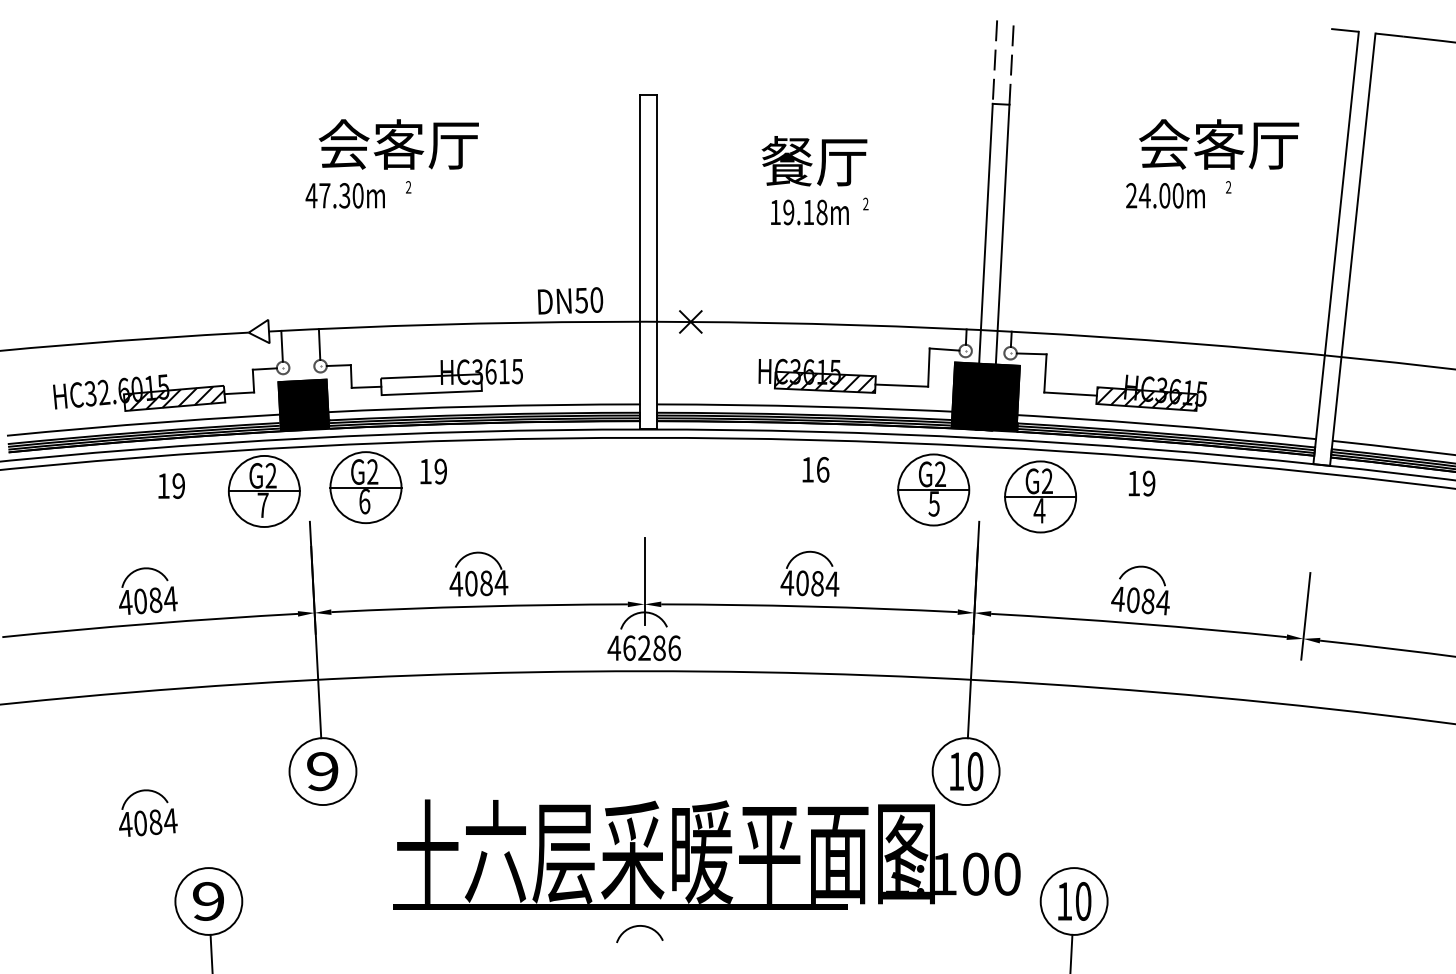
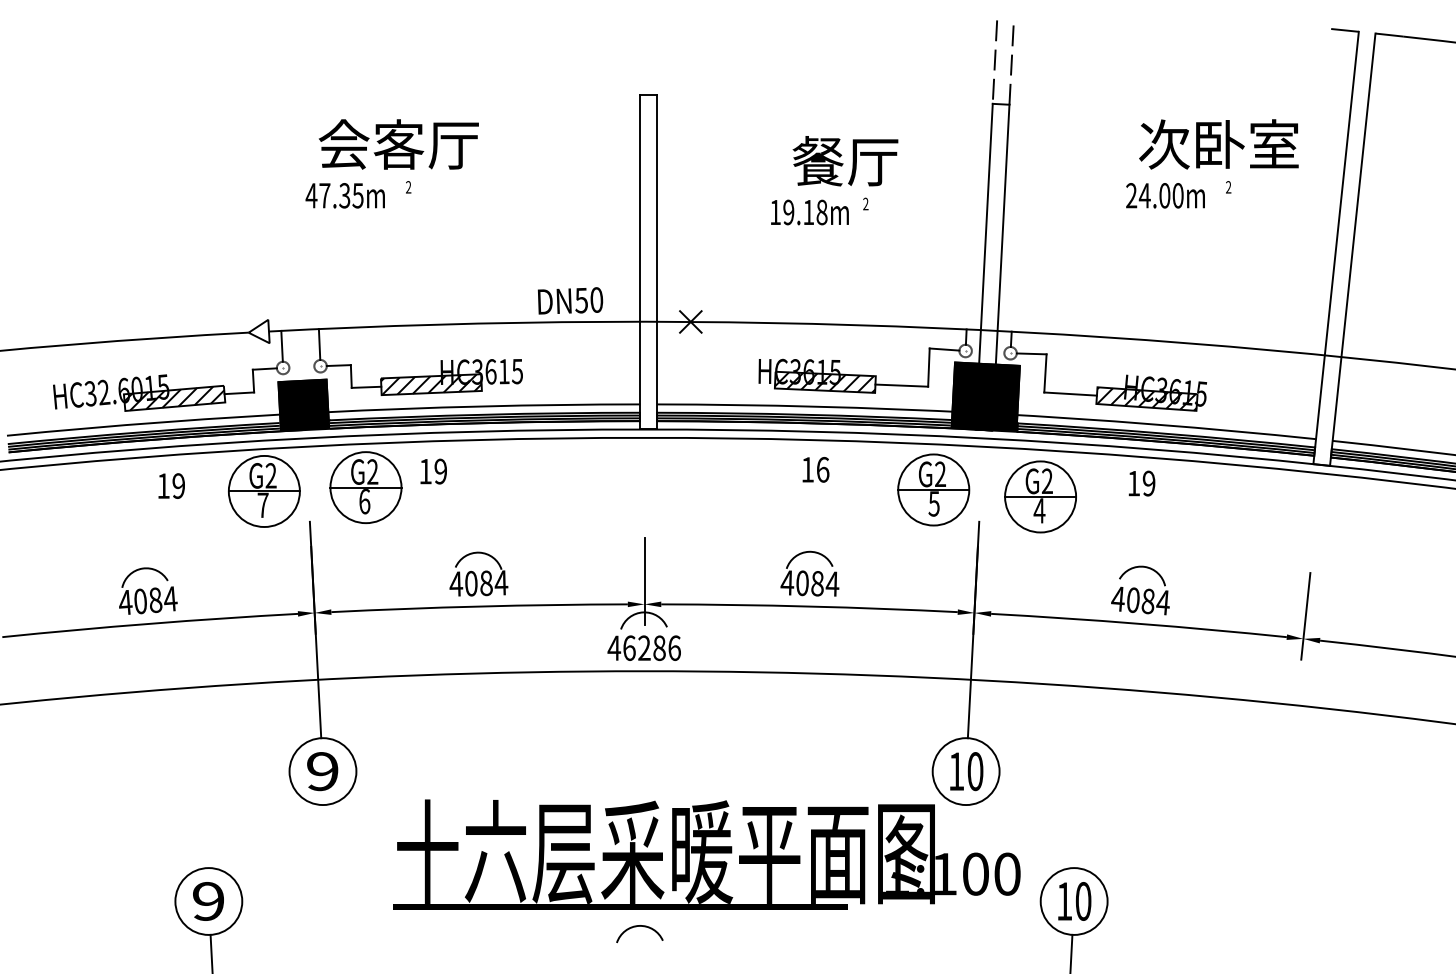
text: 会客厅 -> 次卧室 (1219, 144)
text position: (814, 161) -> (845, 161) (845, 161)
text: 47.30m -> 47.35m (357, 195)
hatch: none -> present (431, 384)
part: present -> none (148, 812)
